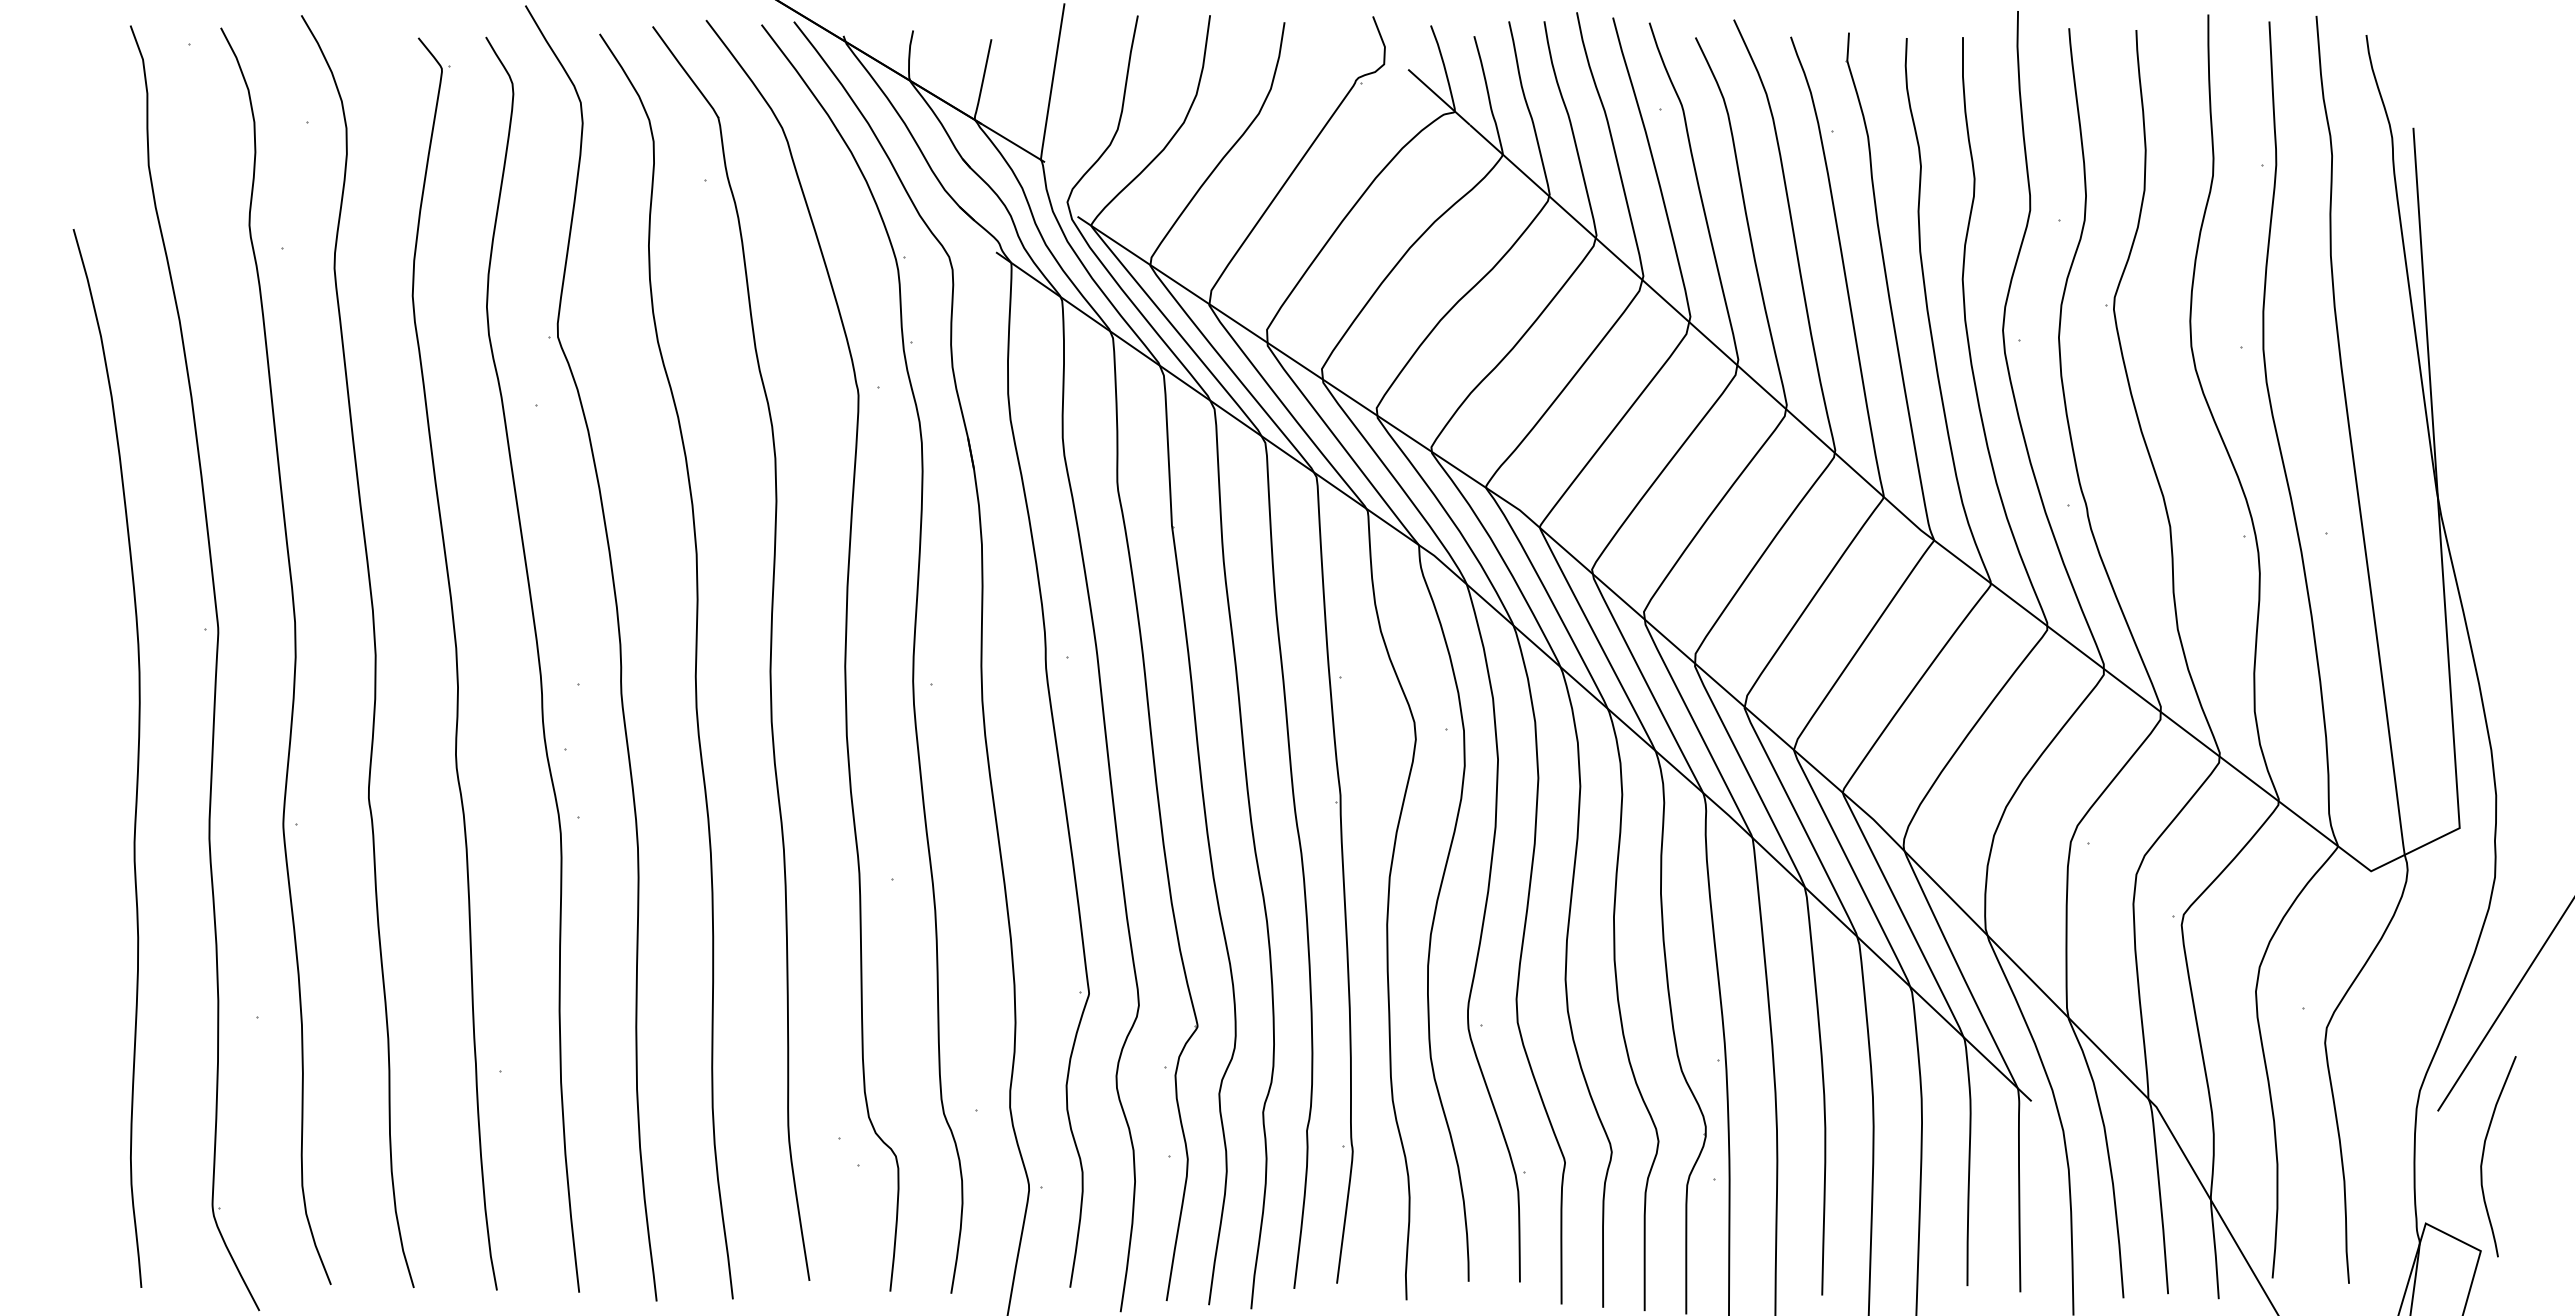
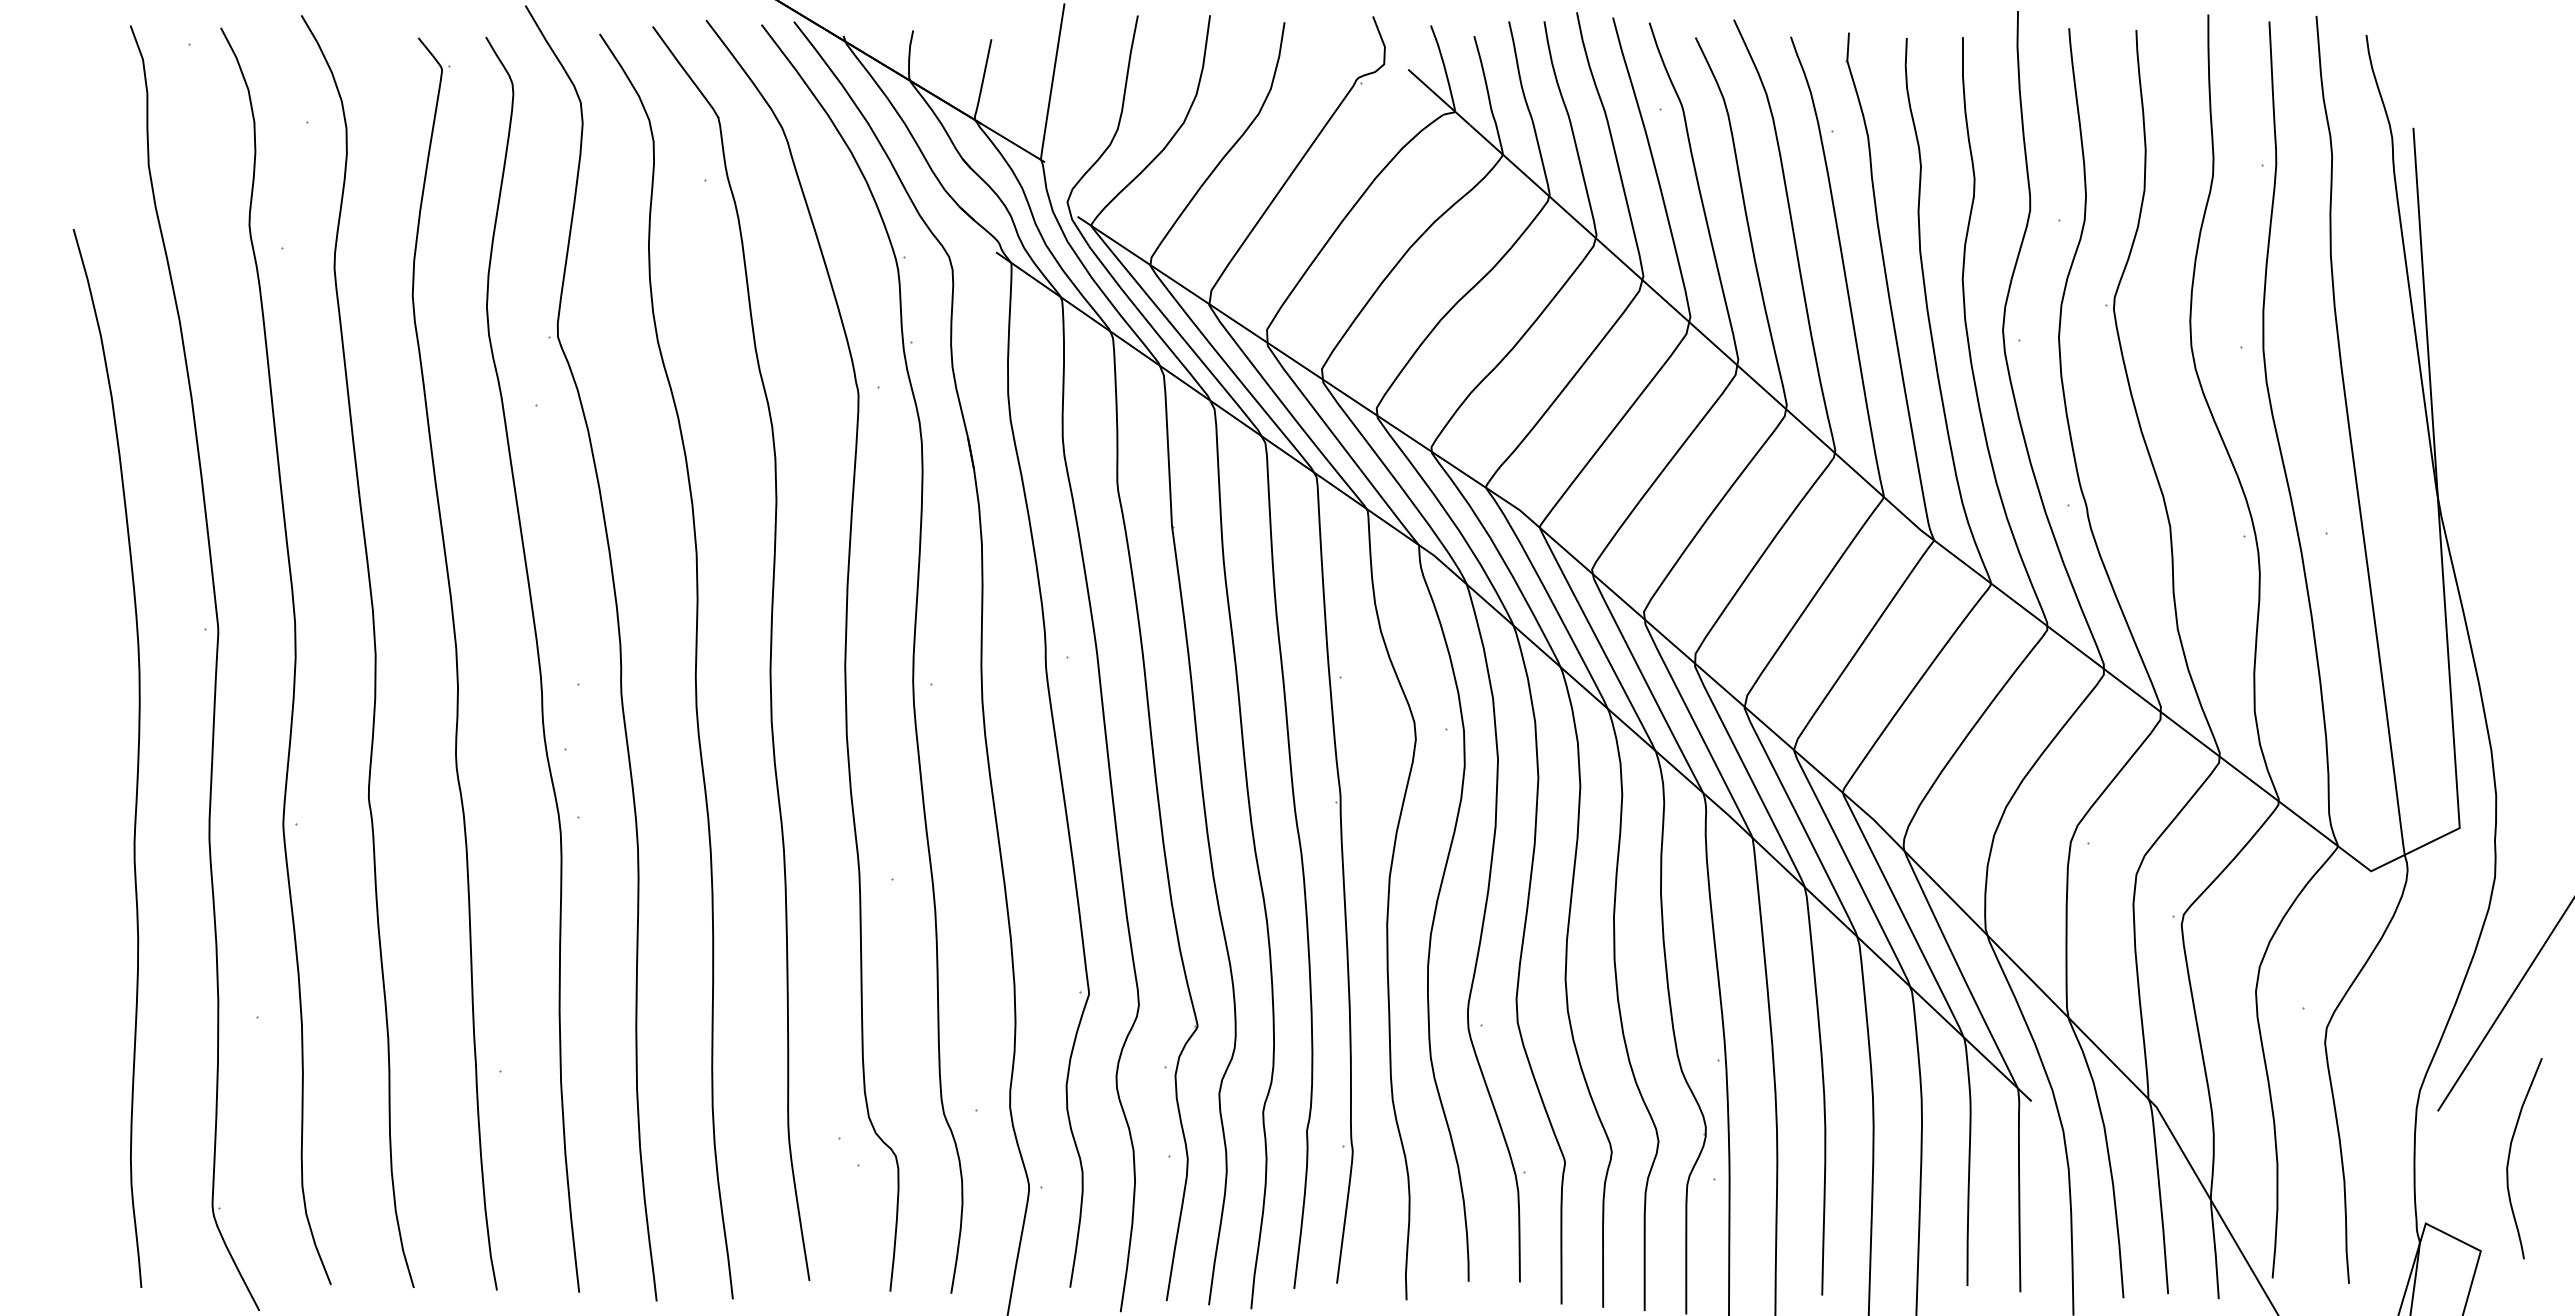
curve position: (2484, 1152) -> (2510, 1154) (2510, 1154)
